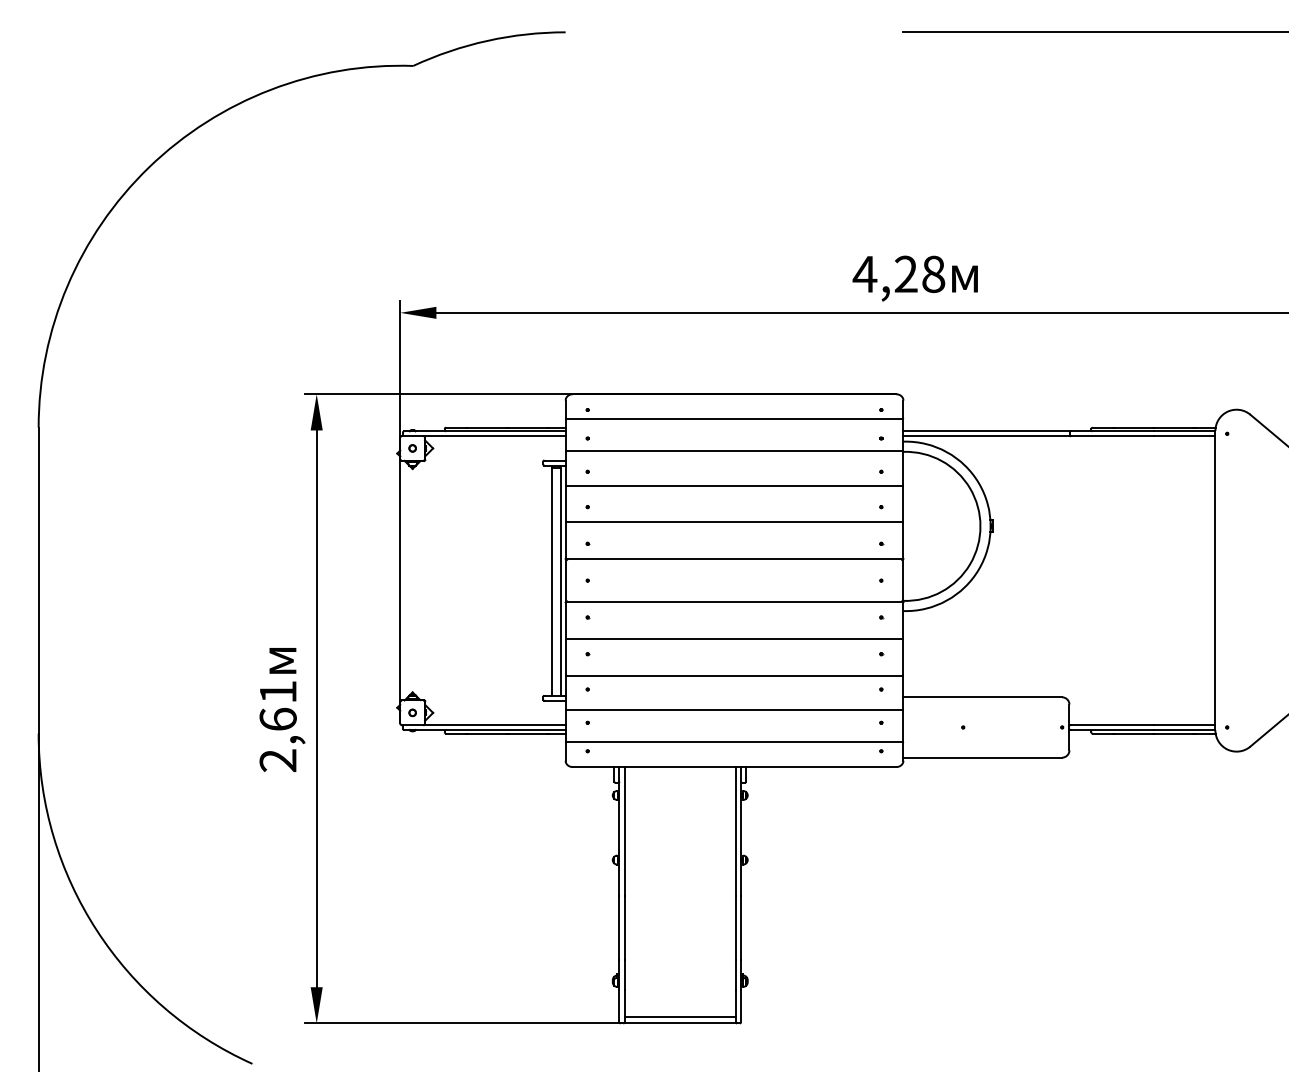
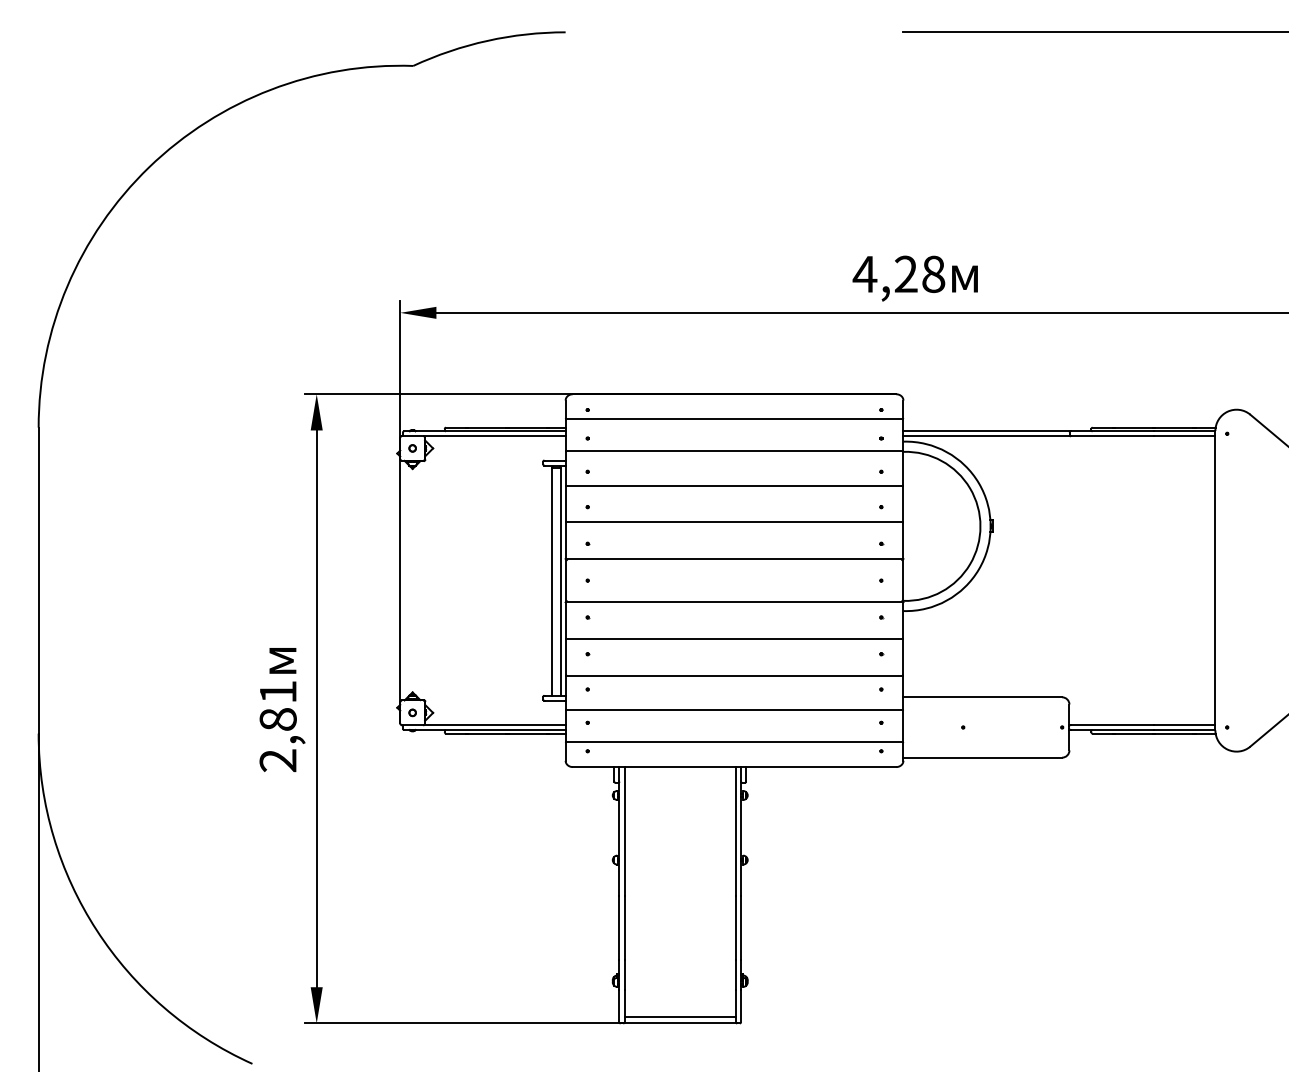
text: 2,61 -> 2,81 (277, 718)
